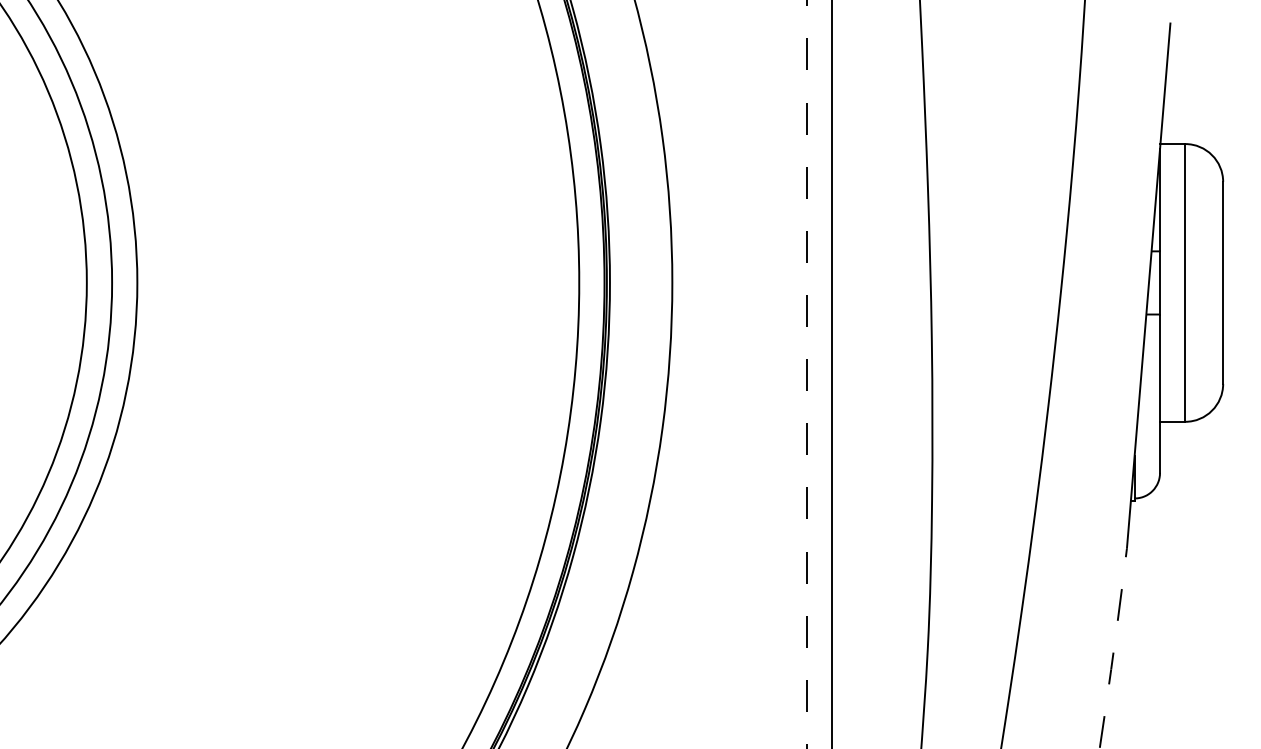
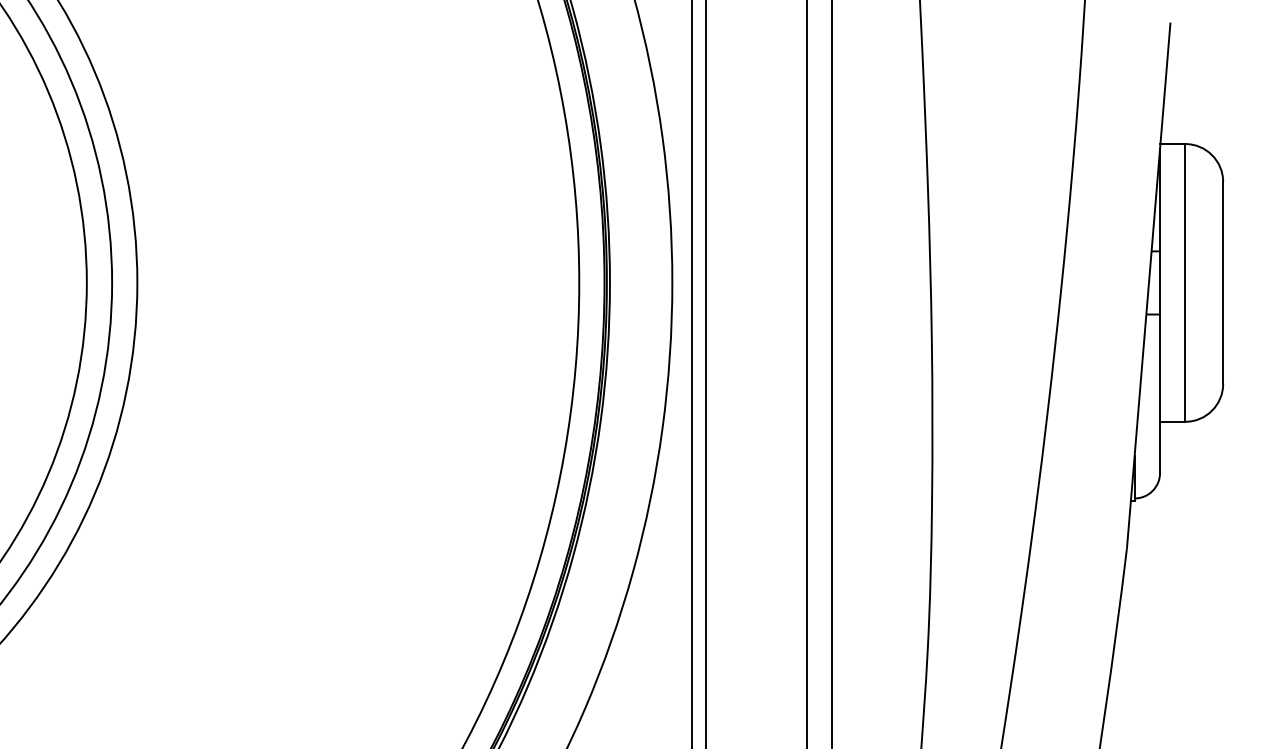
line: none -> present (692, 373)
line: none -> present (705, 373)
line: dashed -> solid (806, 374)
arc: dashed -> solid (1114, 648)
